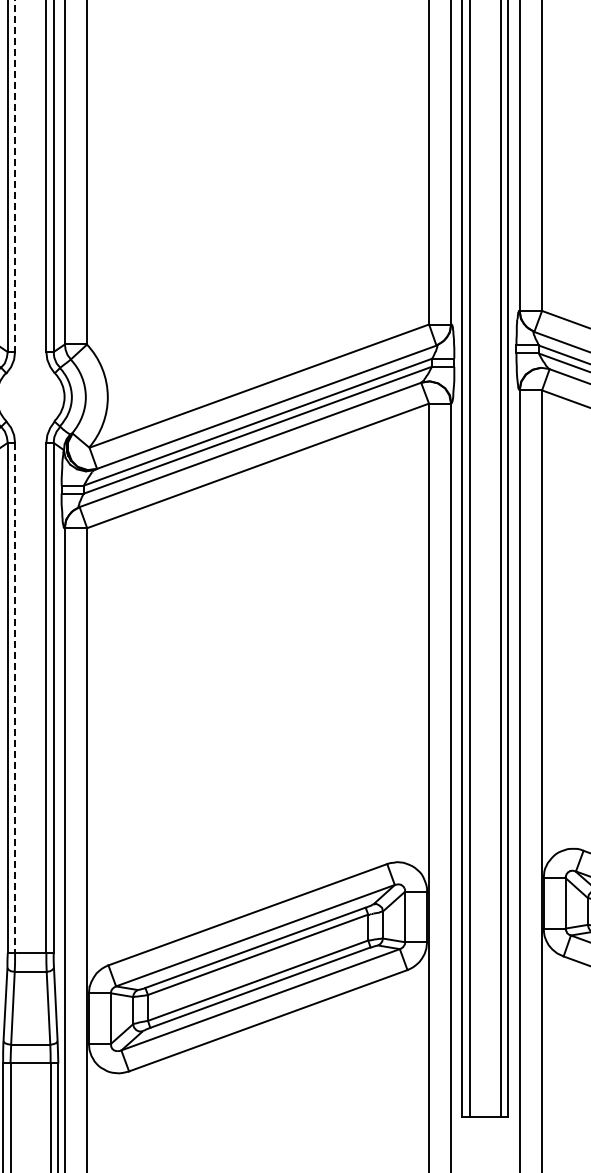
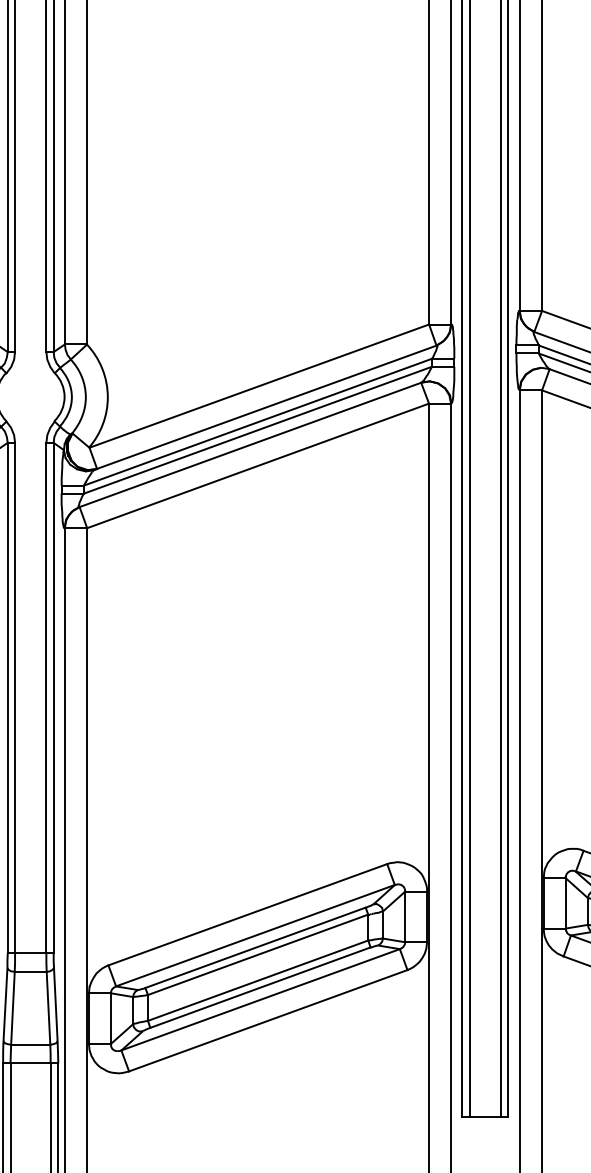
line: dashed -> solid (15, 176)
line: dashed -> solid (15, 698)
